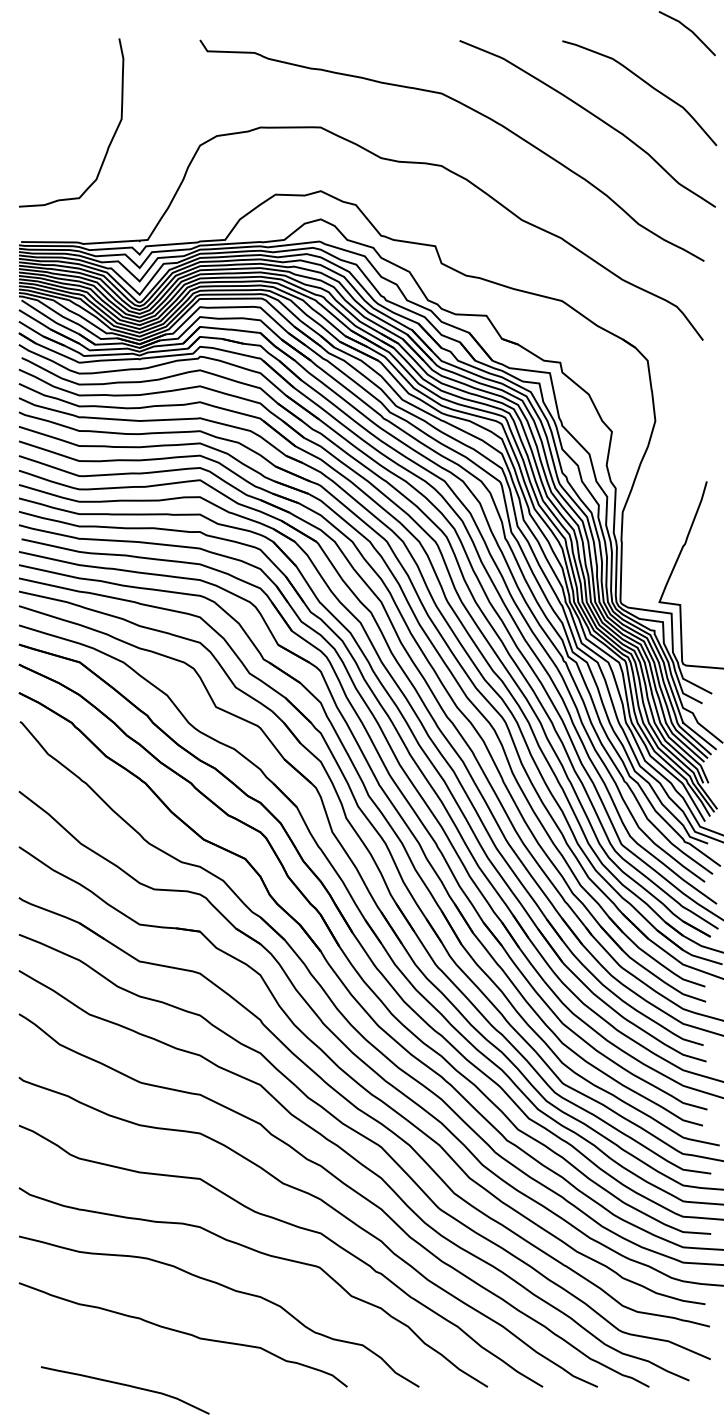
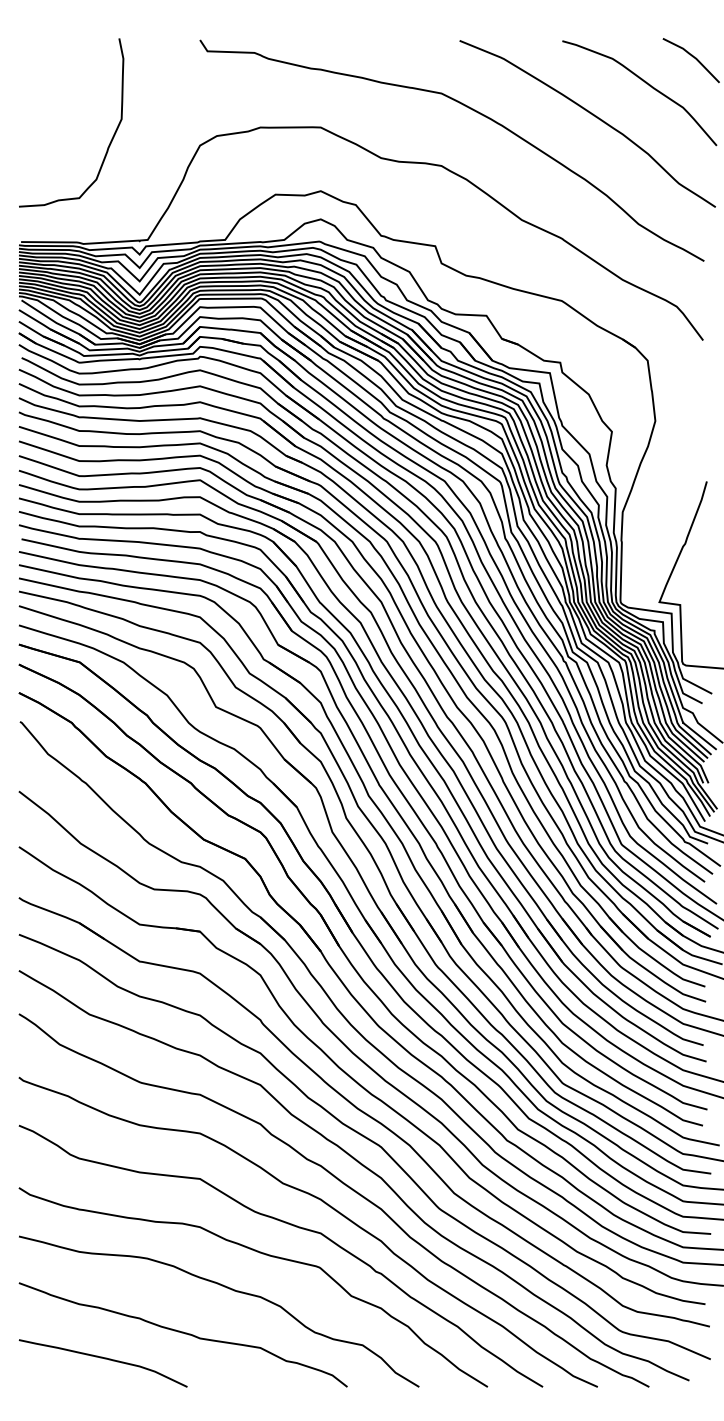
line position: (688, 30) -> (692, 57) (692, 57)
curve position: (126, 1386) -> (104, 1359) (104, 1359)
